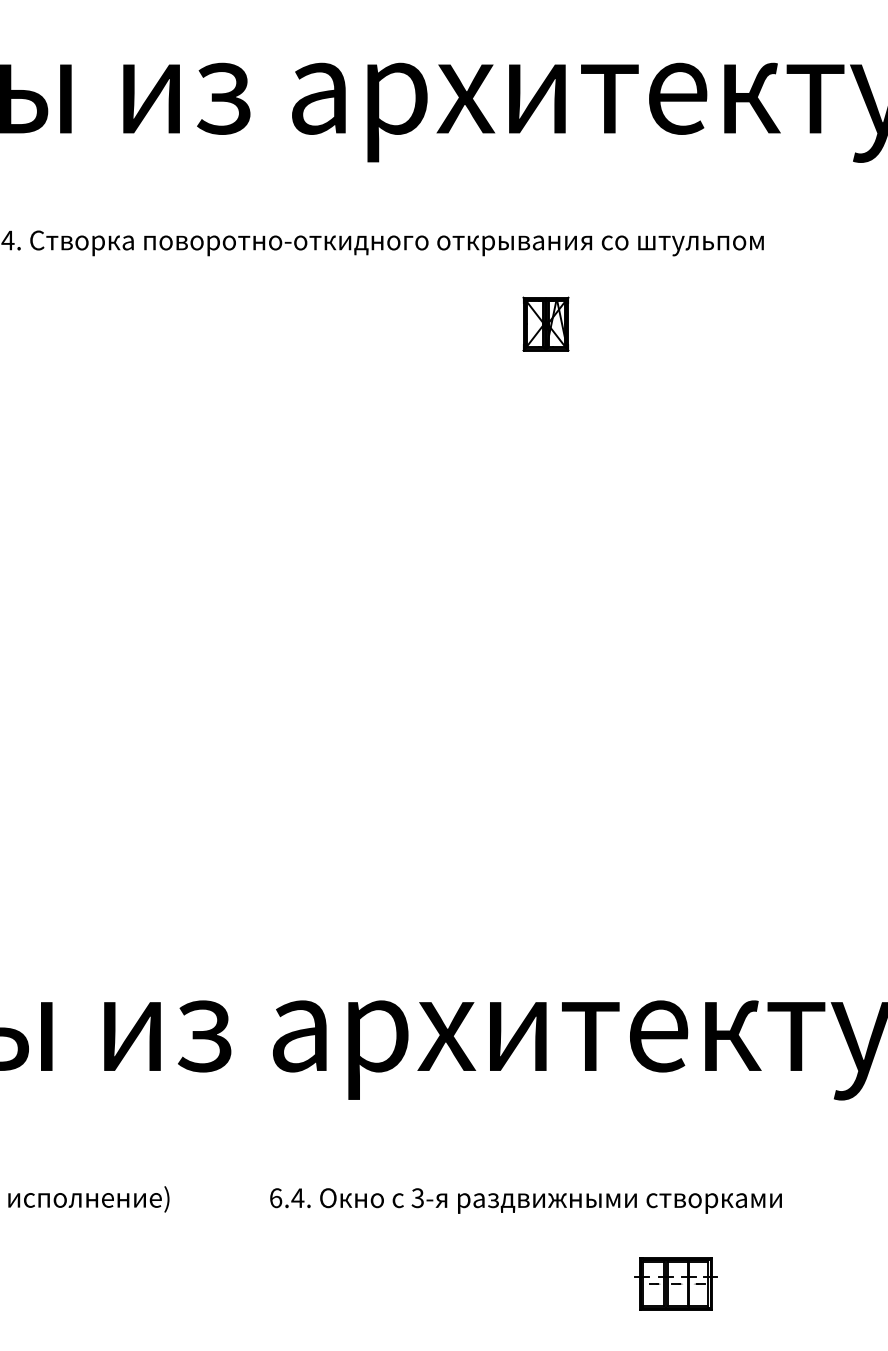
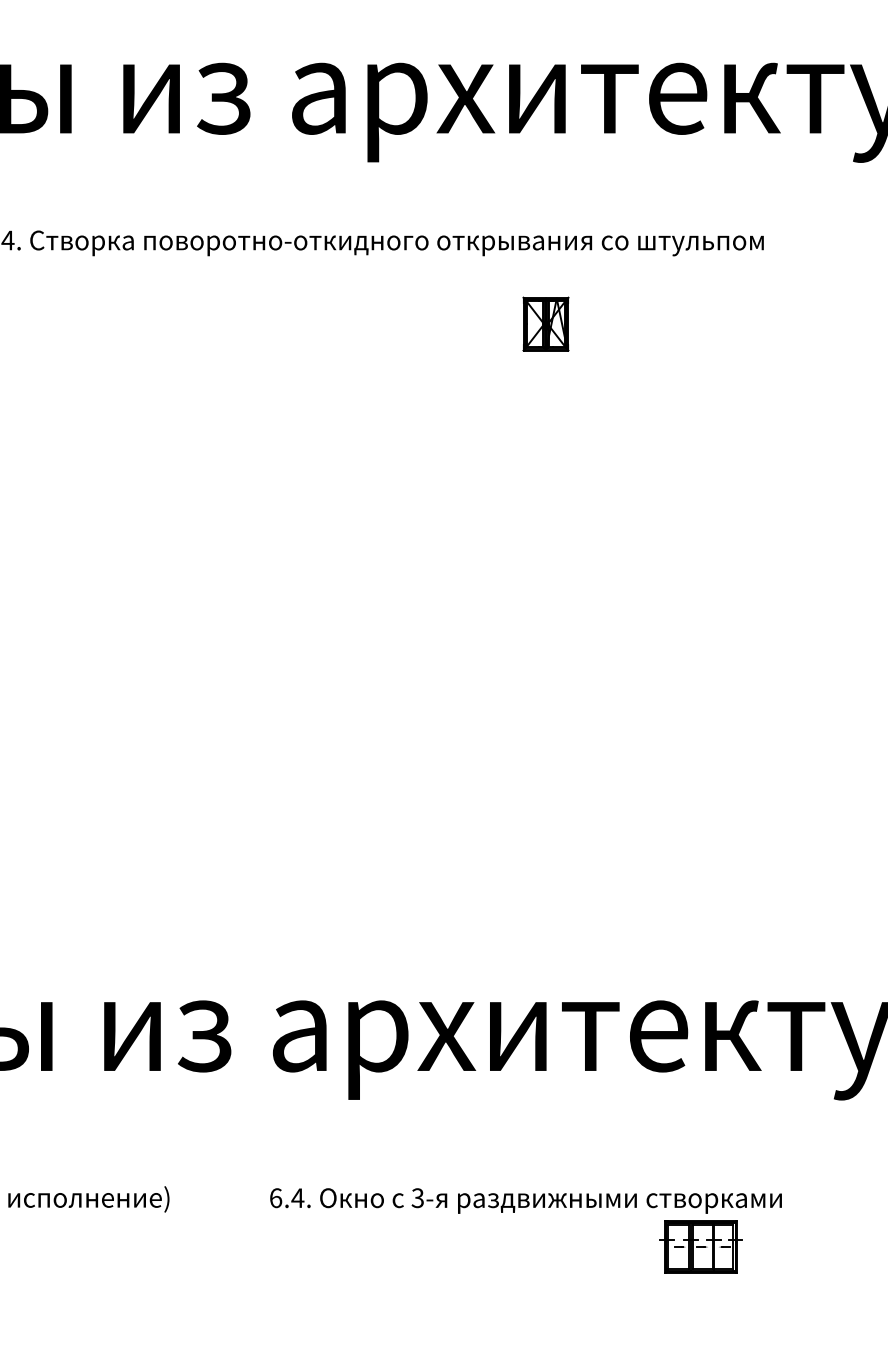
part position: (675, 1283) -> (700, 1246) (700, 1246)
